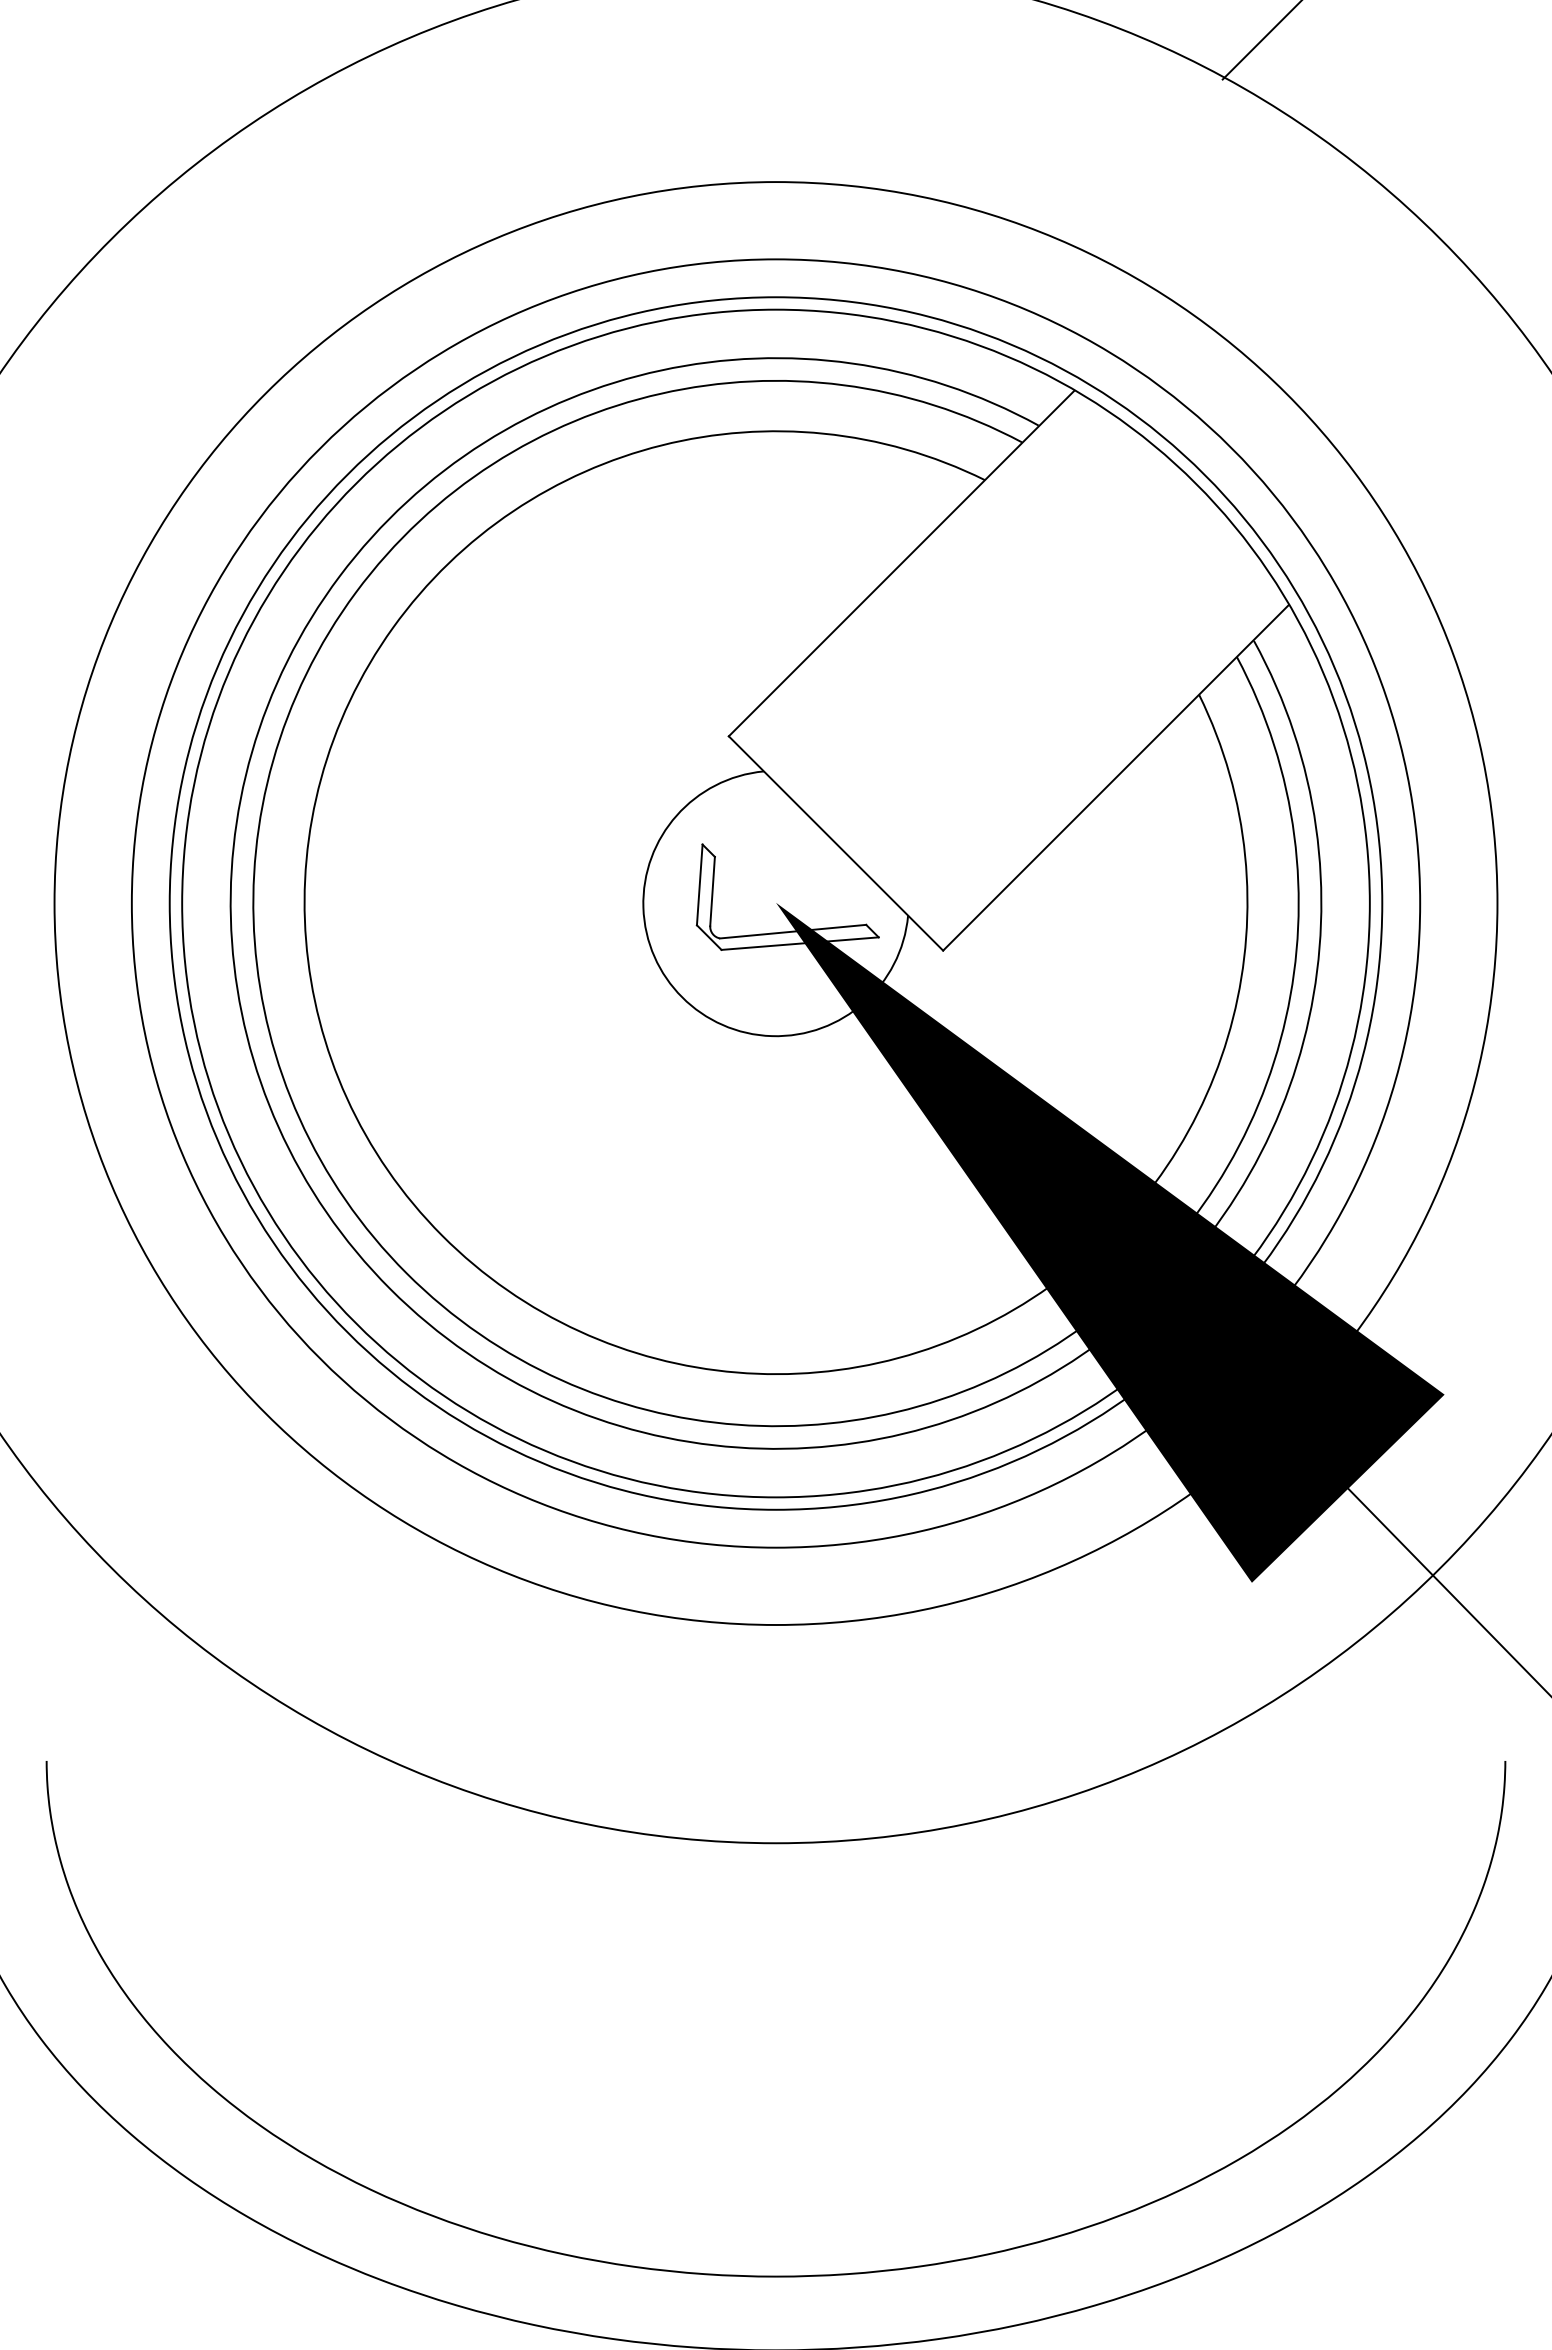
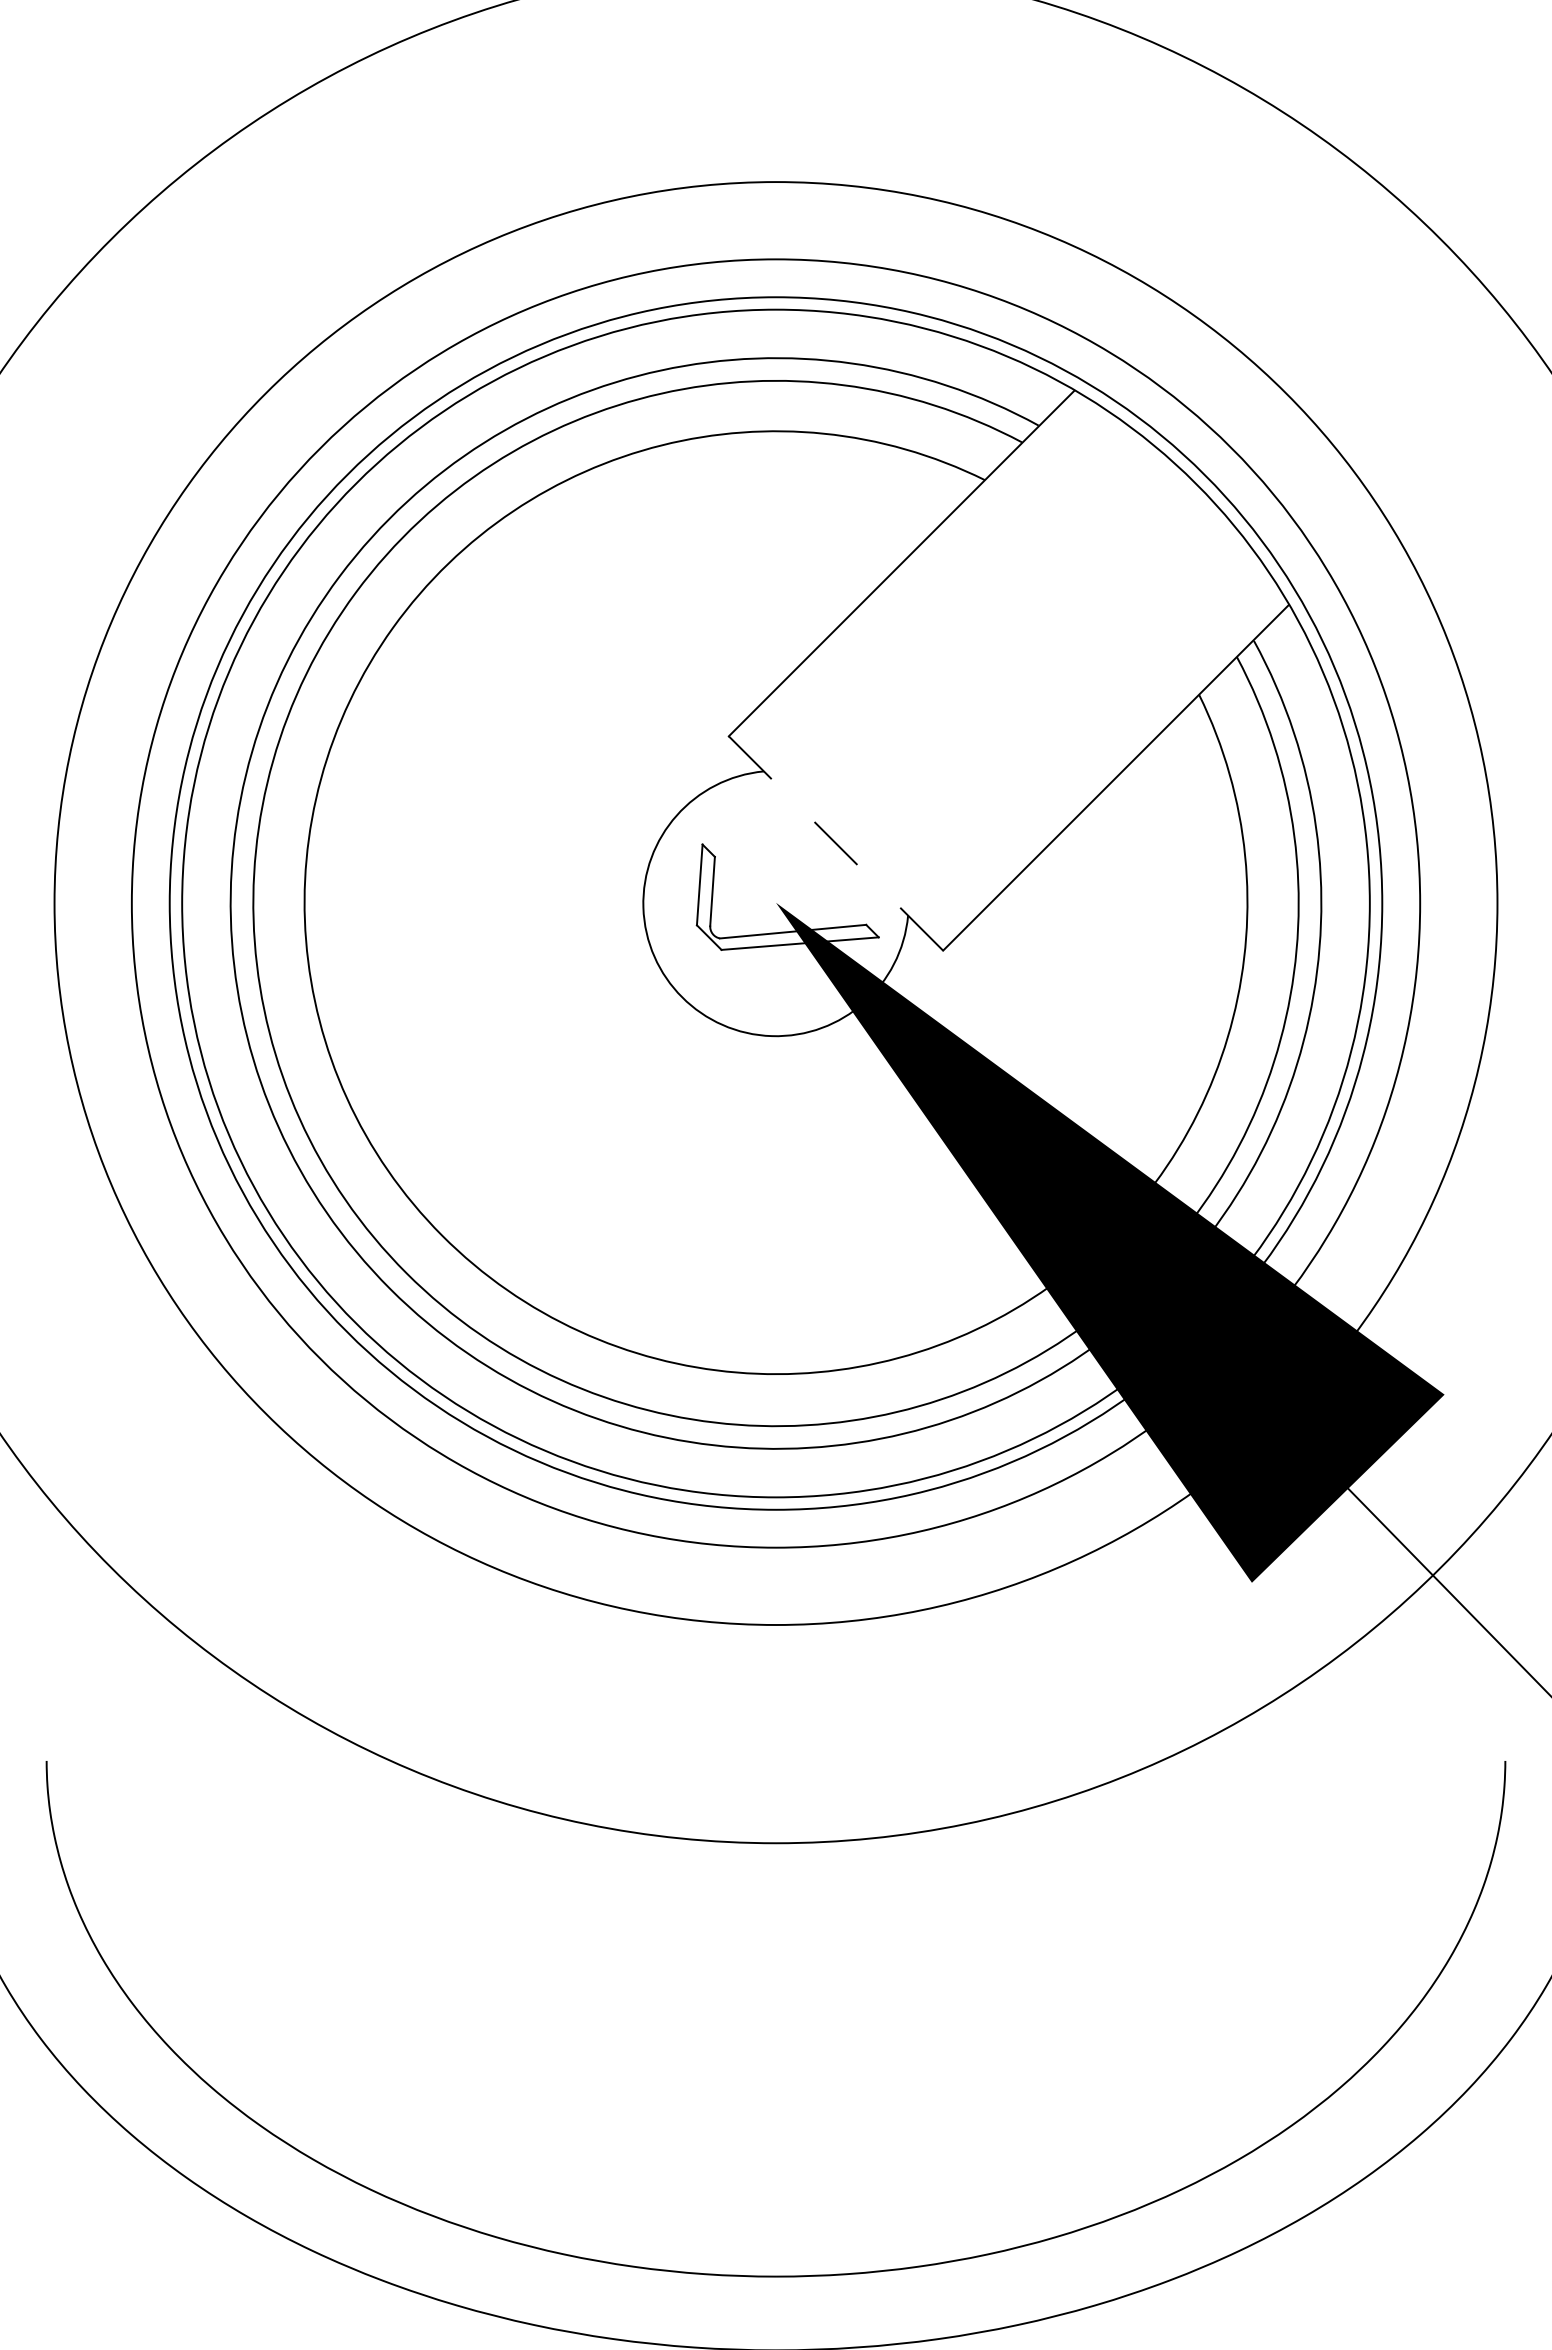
line: present -> none (1260, 40)
line: solid -> dashed (836, 843)
